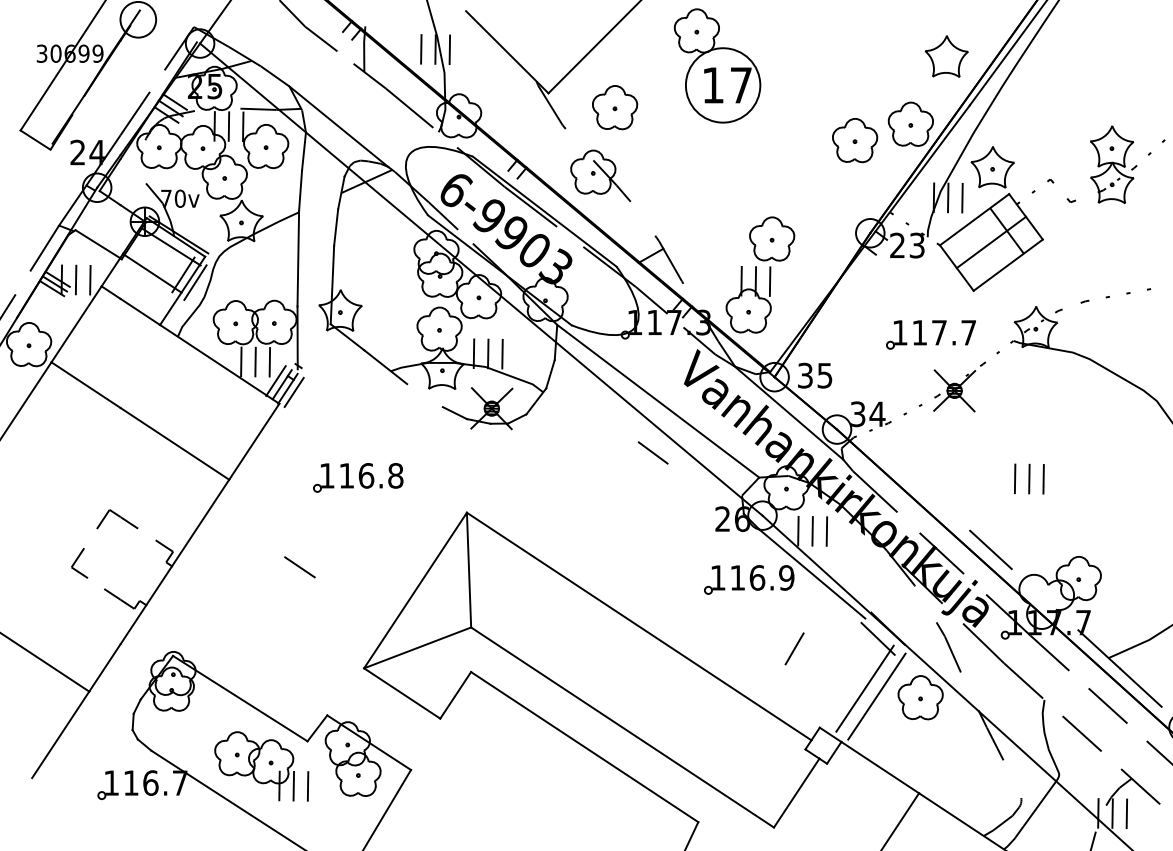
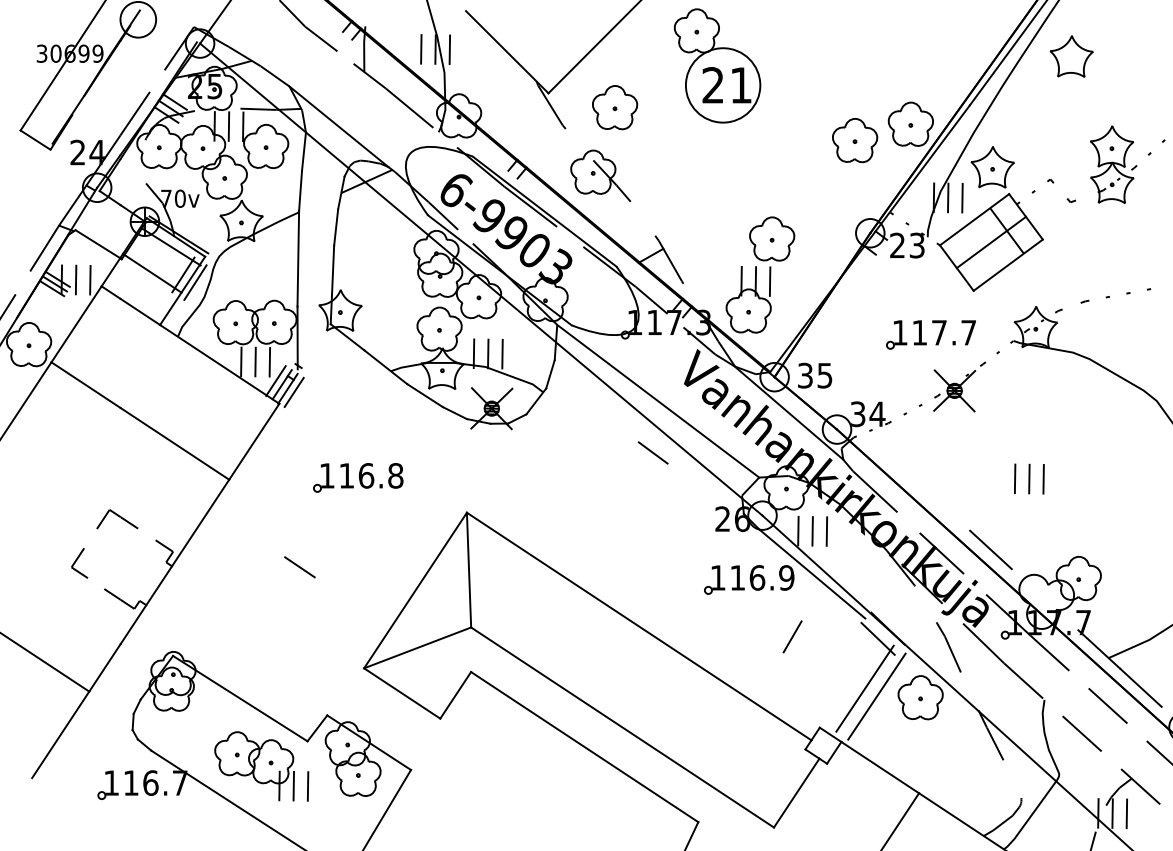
part position: (946, 56) -> (1071, 56) (1071, 56)
text: 17 -> 21 (726, 85)
line: none -> present (424, 395)
line position: (794, 648) -> (792, 636) (792, 636)
